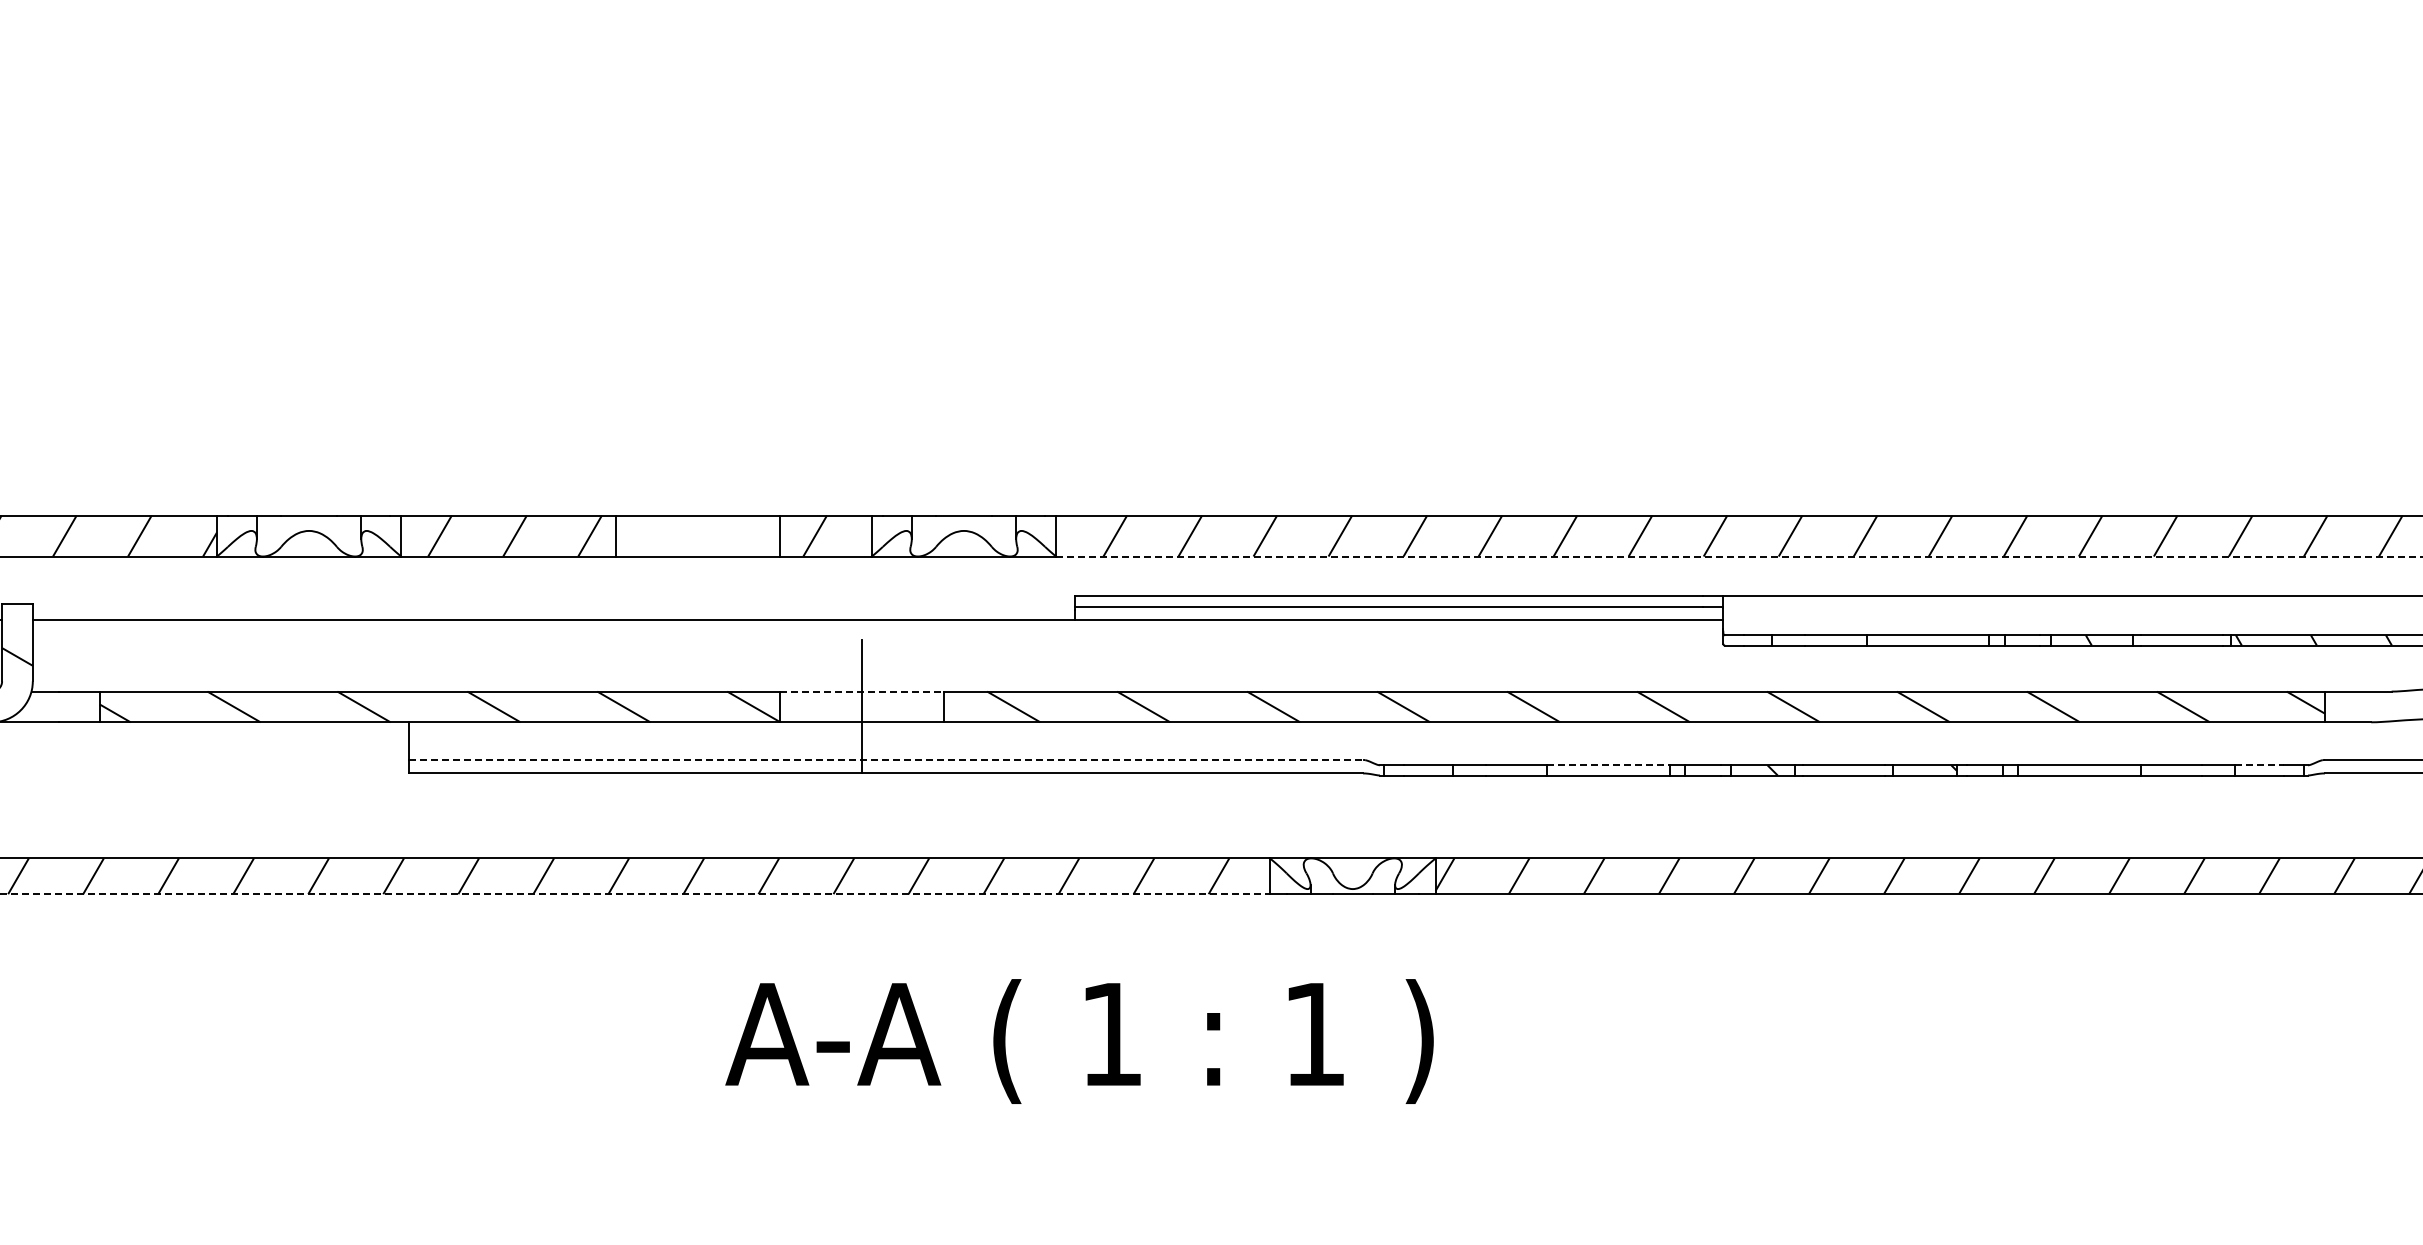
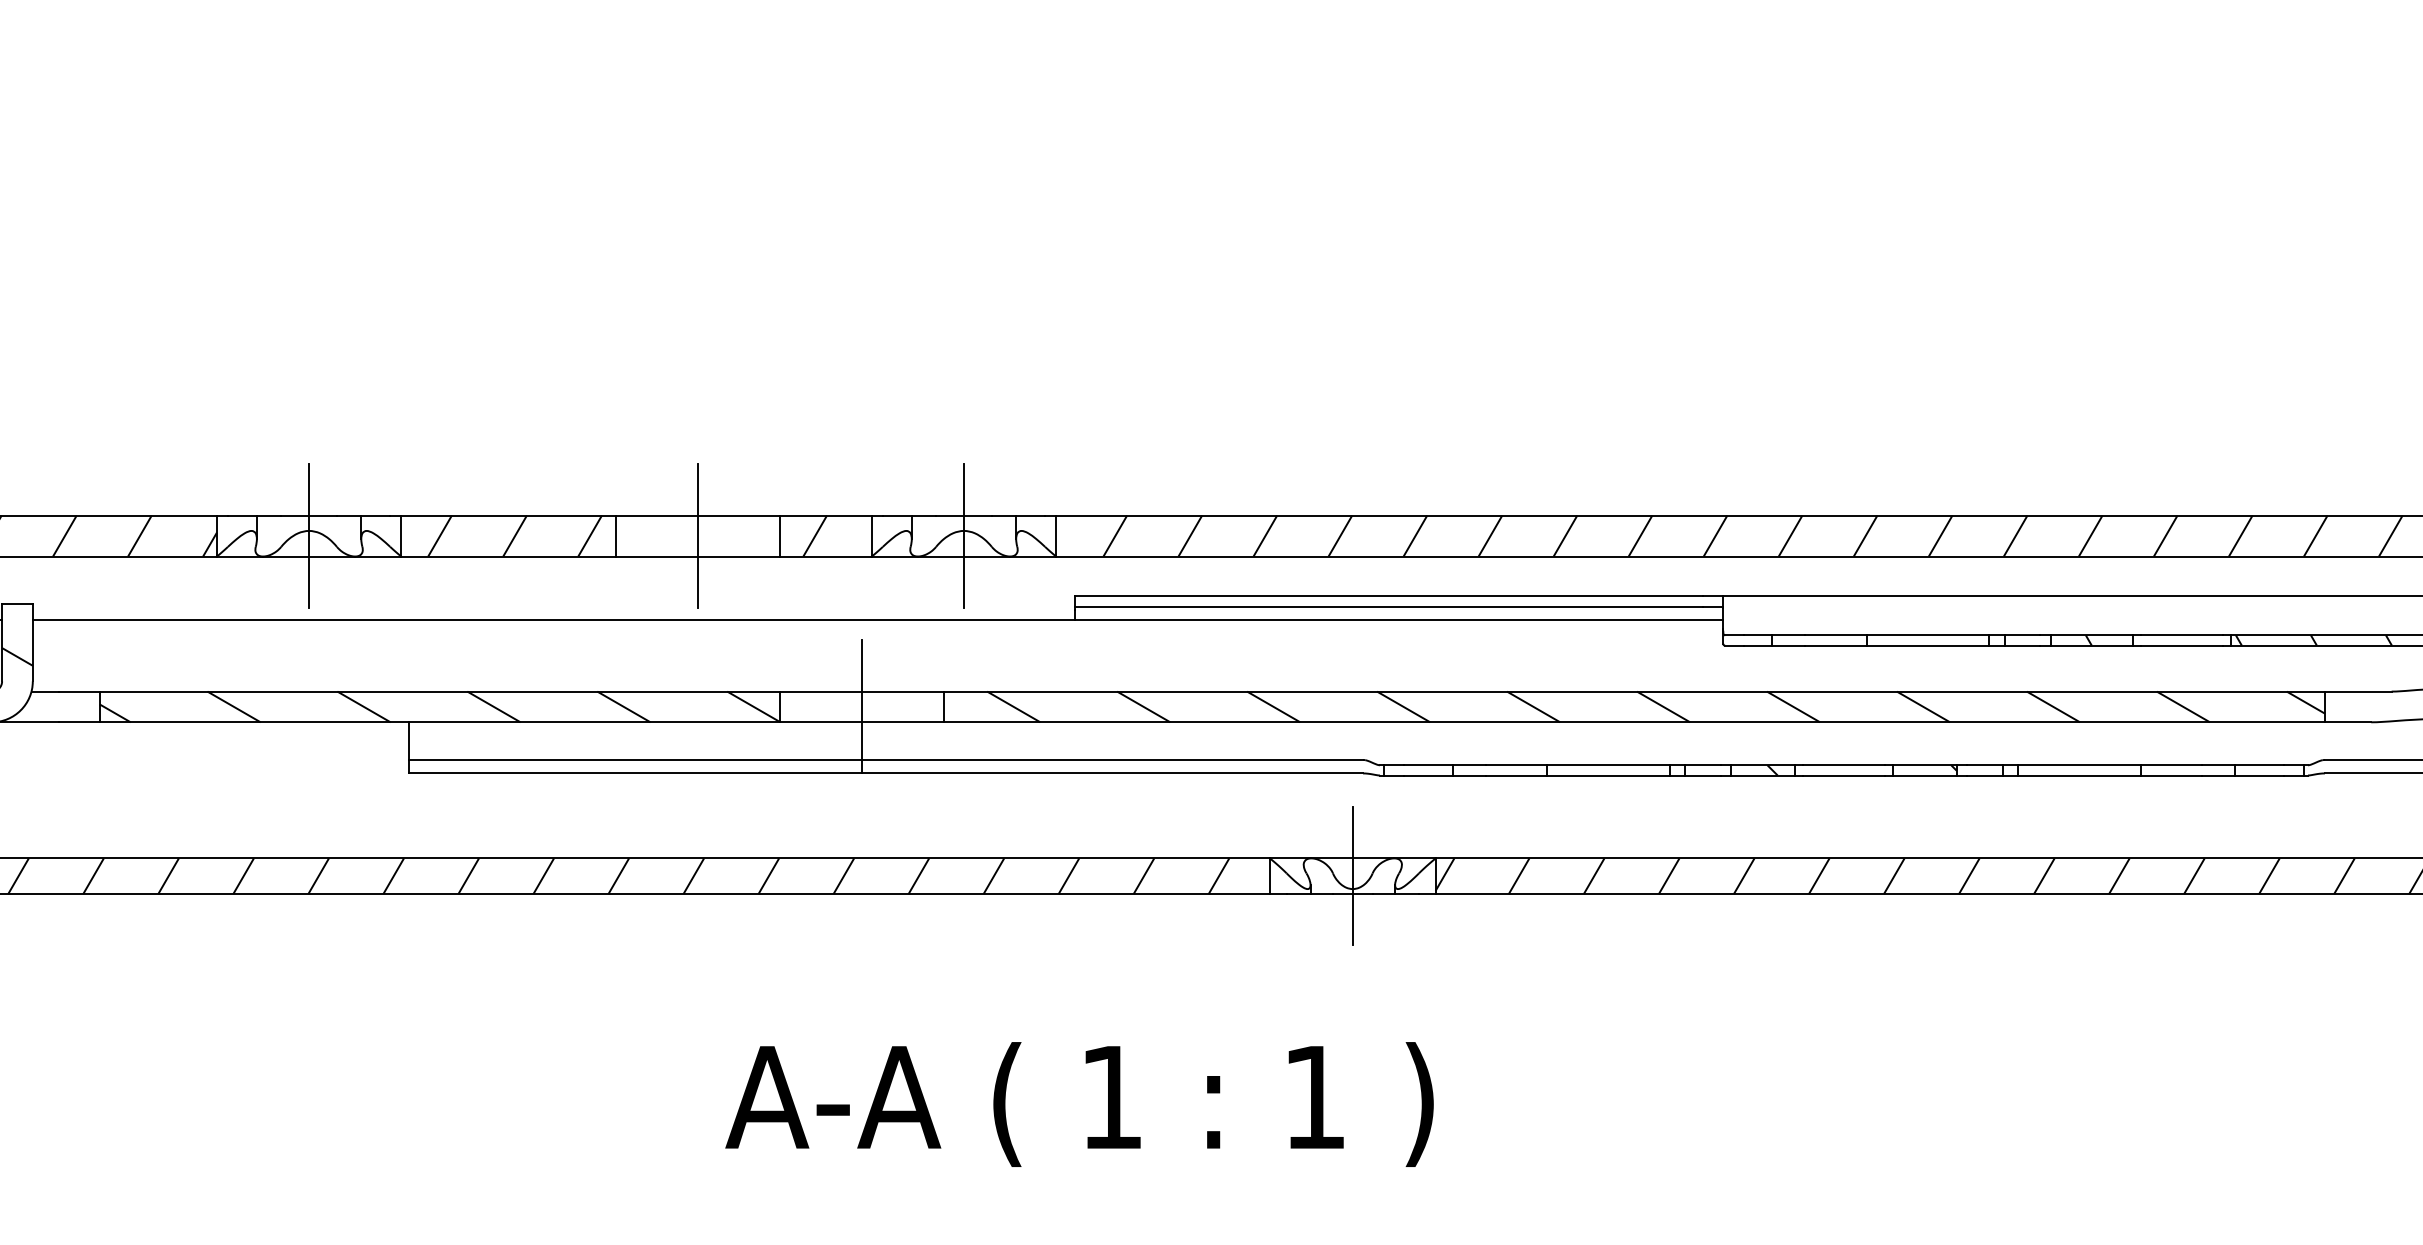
line: none -> present (309, 535)
line: none -> present (697, 535)
line: none -> present (963, 535)
line: dashed -> solid (1739, 556)
line: dashed -> solid (861, 691)
line: dashed -> solid (886, 759)
line: dashed -> solid (1609, 765)
line: dashed -> solid (2259, 765)
line: none -> present (1352, 876)
line: dashed -> solid (635, 894)
text position: (1079, 1041) -> (1079, 1104) (1079, 1104)
